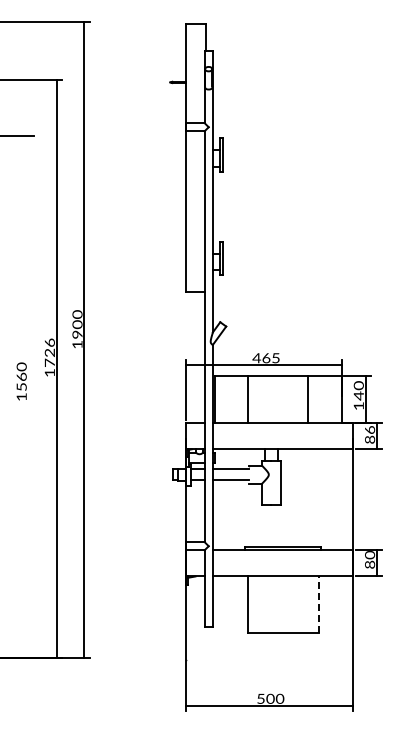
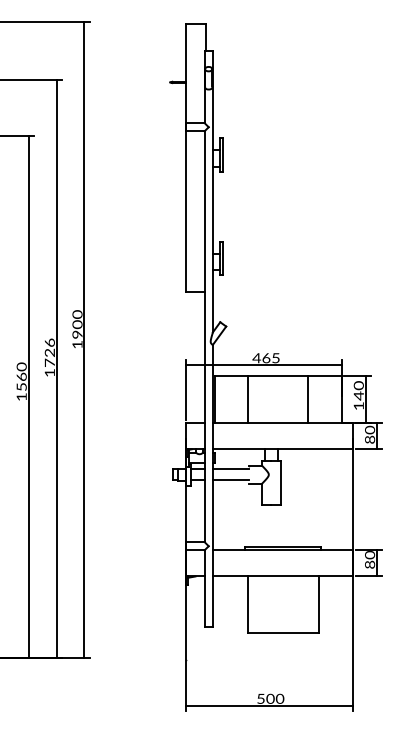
line: none -> present (28, 396)
text: 86 -> 80 (369, 429)
line: dashed -> solid (318, 604)
